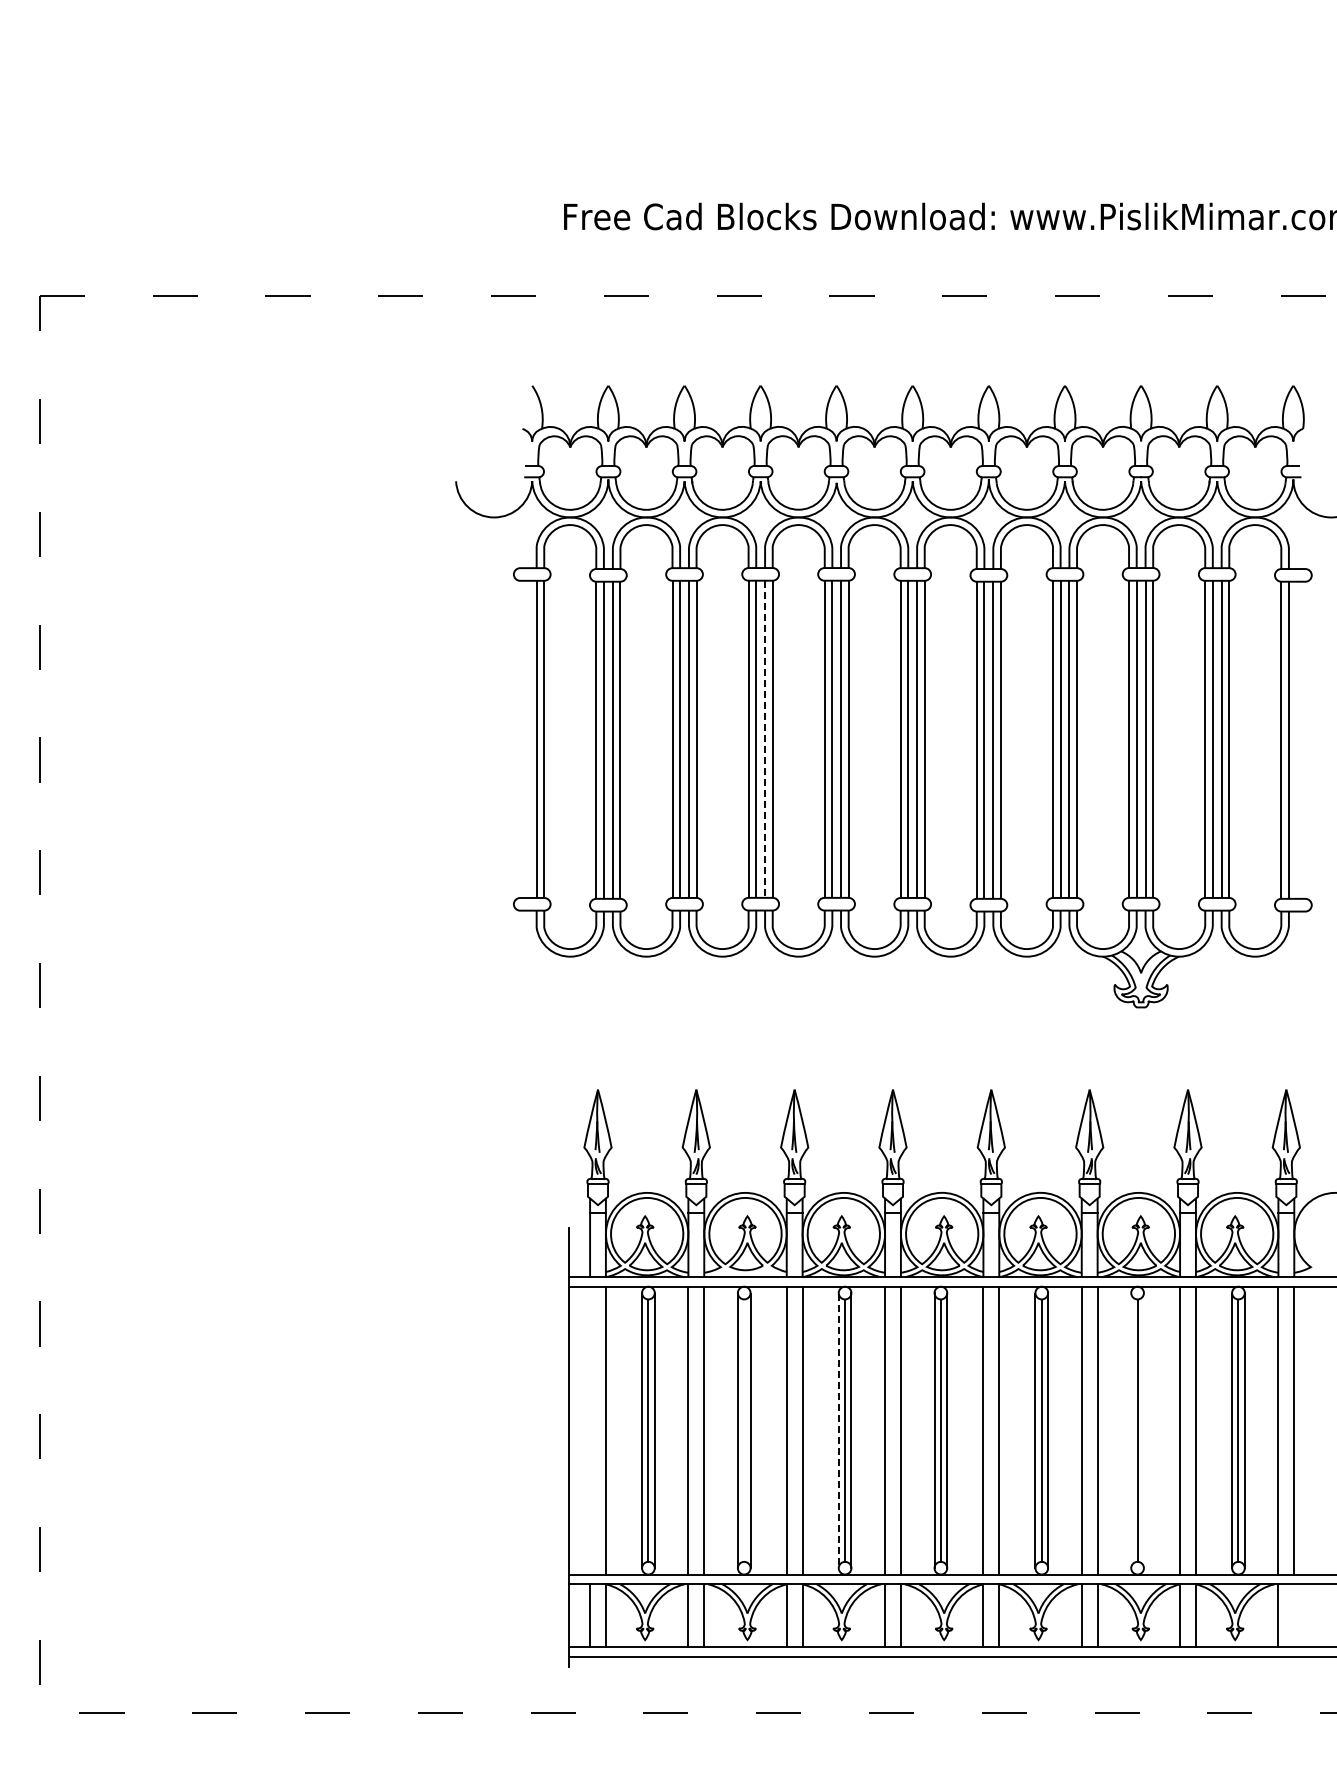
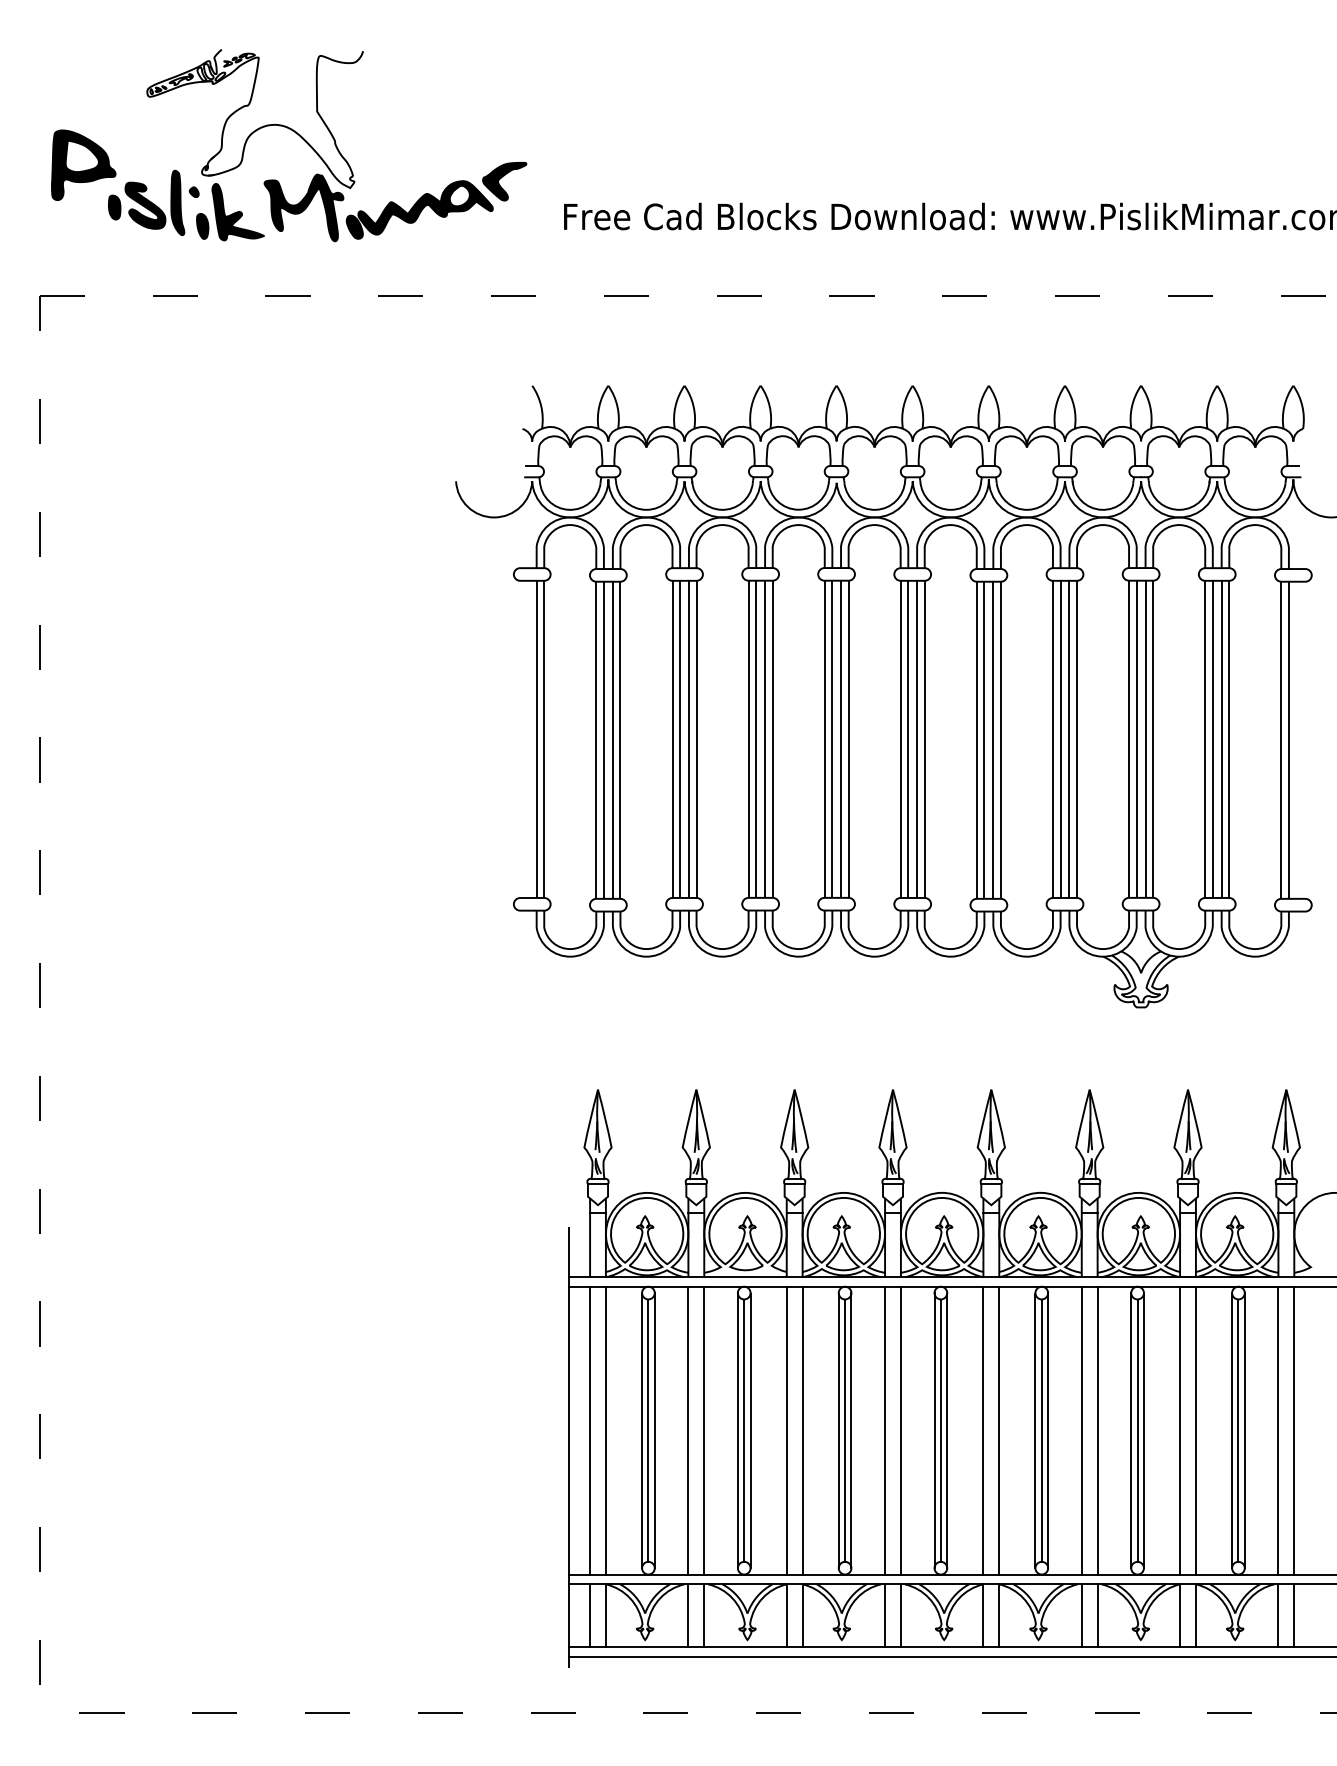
part: none -> present (296, 134)
line: dashed -> solid (765, 739)
line: none -> present (1131, 1429)
line: none -> present (590, 1430)
line: none -> present (744, 1430)
line: dashed -> solid (838, 1430)
line: none -> present (1143, 1430)
line: none -> present (1294, 1615)
